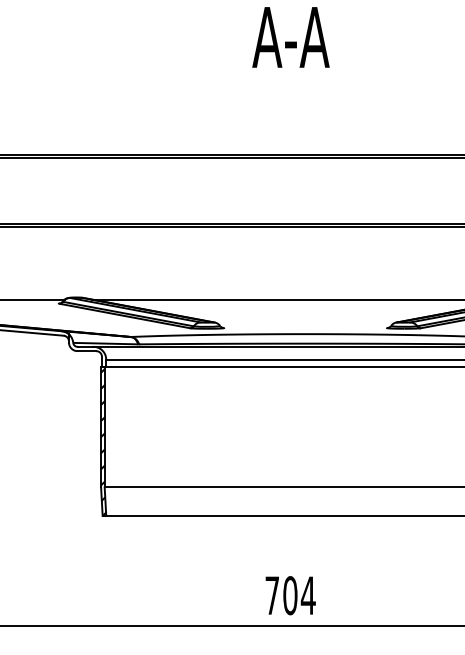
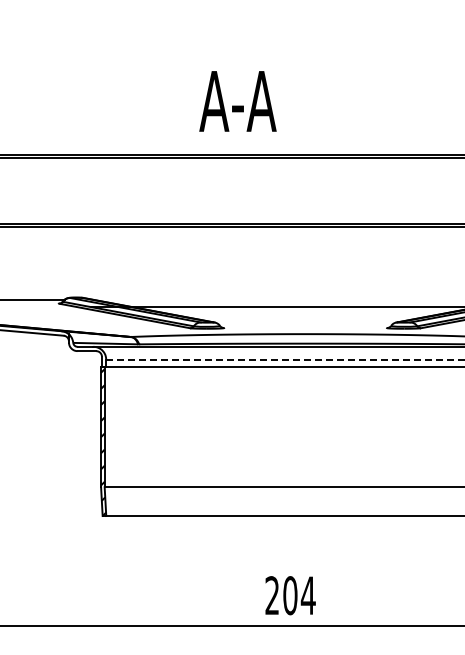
text position: (290, 37) -> (237, 101) (237, 101)
line position: (276, 299) -> (276, 306) (276, 306)
line: solid -> dashed (286, 359)
text: 704 -> 204 (271, 595)
